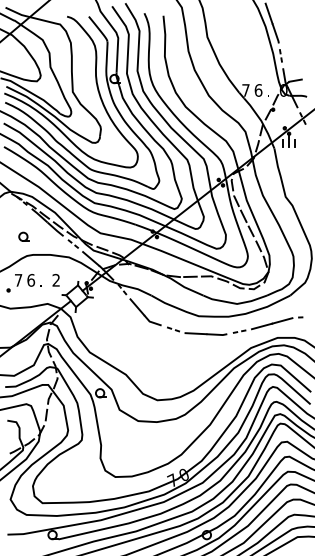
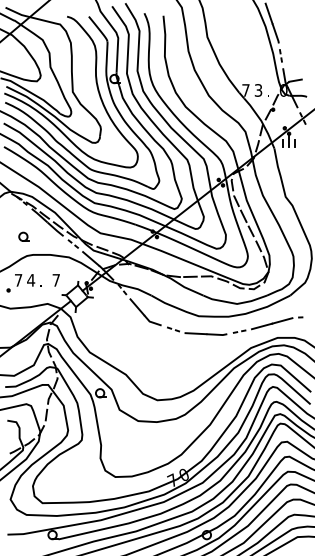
text: 6 -> 3 (258, 90)
text: 2 -> 7 (55, 279)
text: 6 -> 4 (31, 280)
